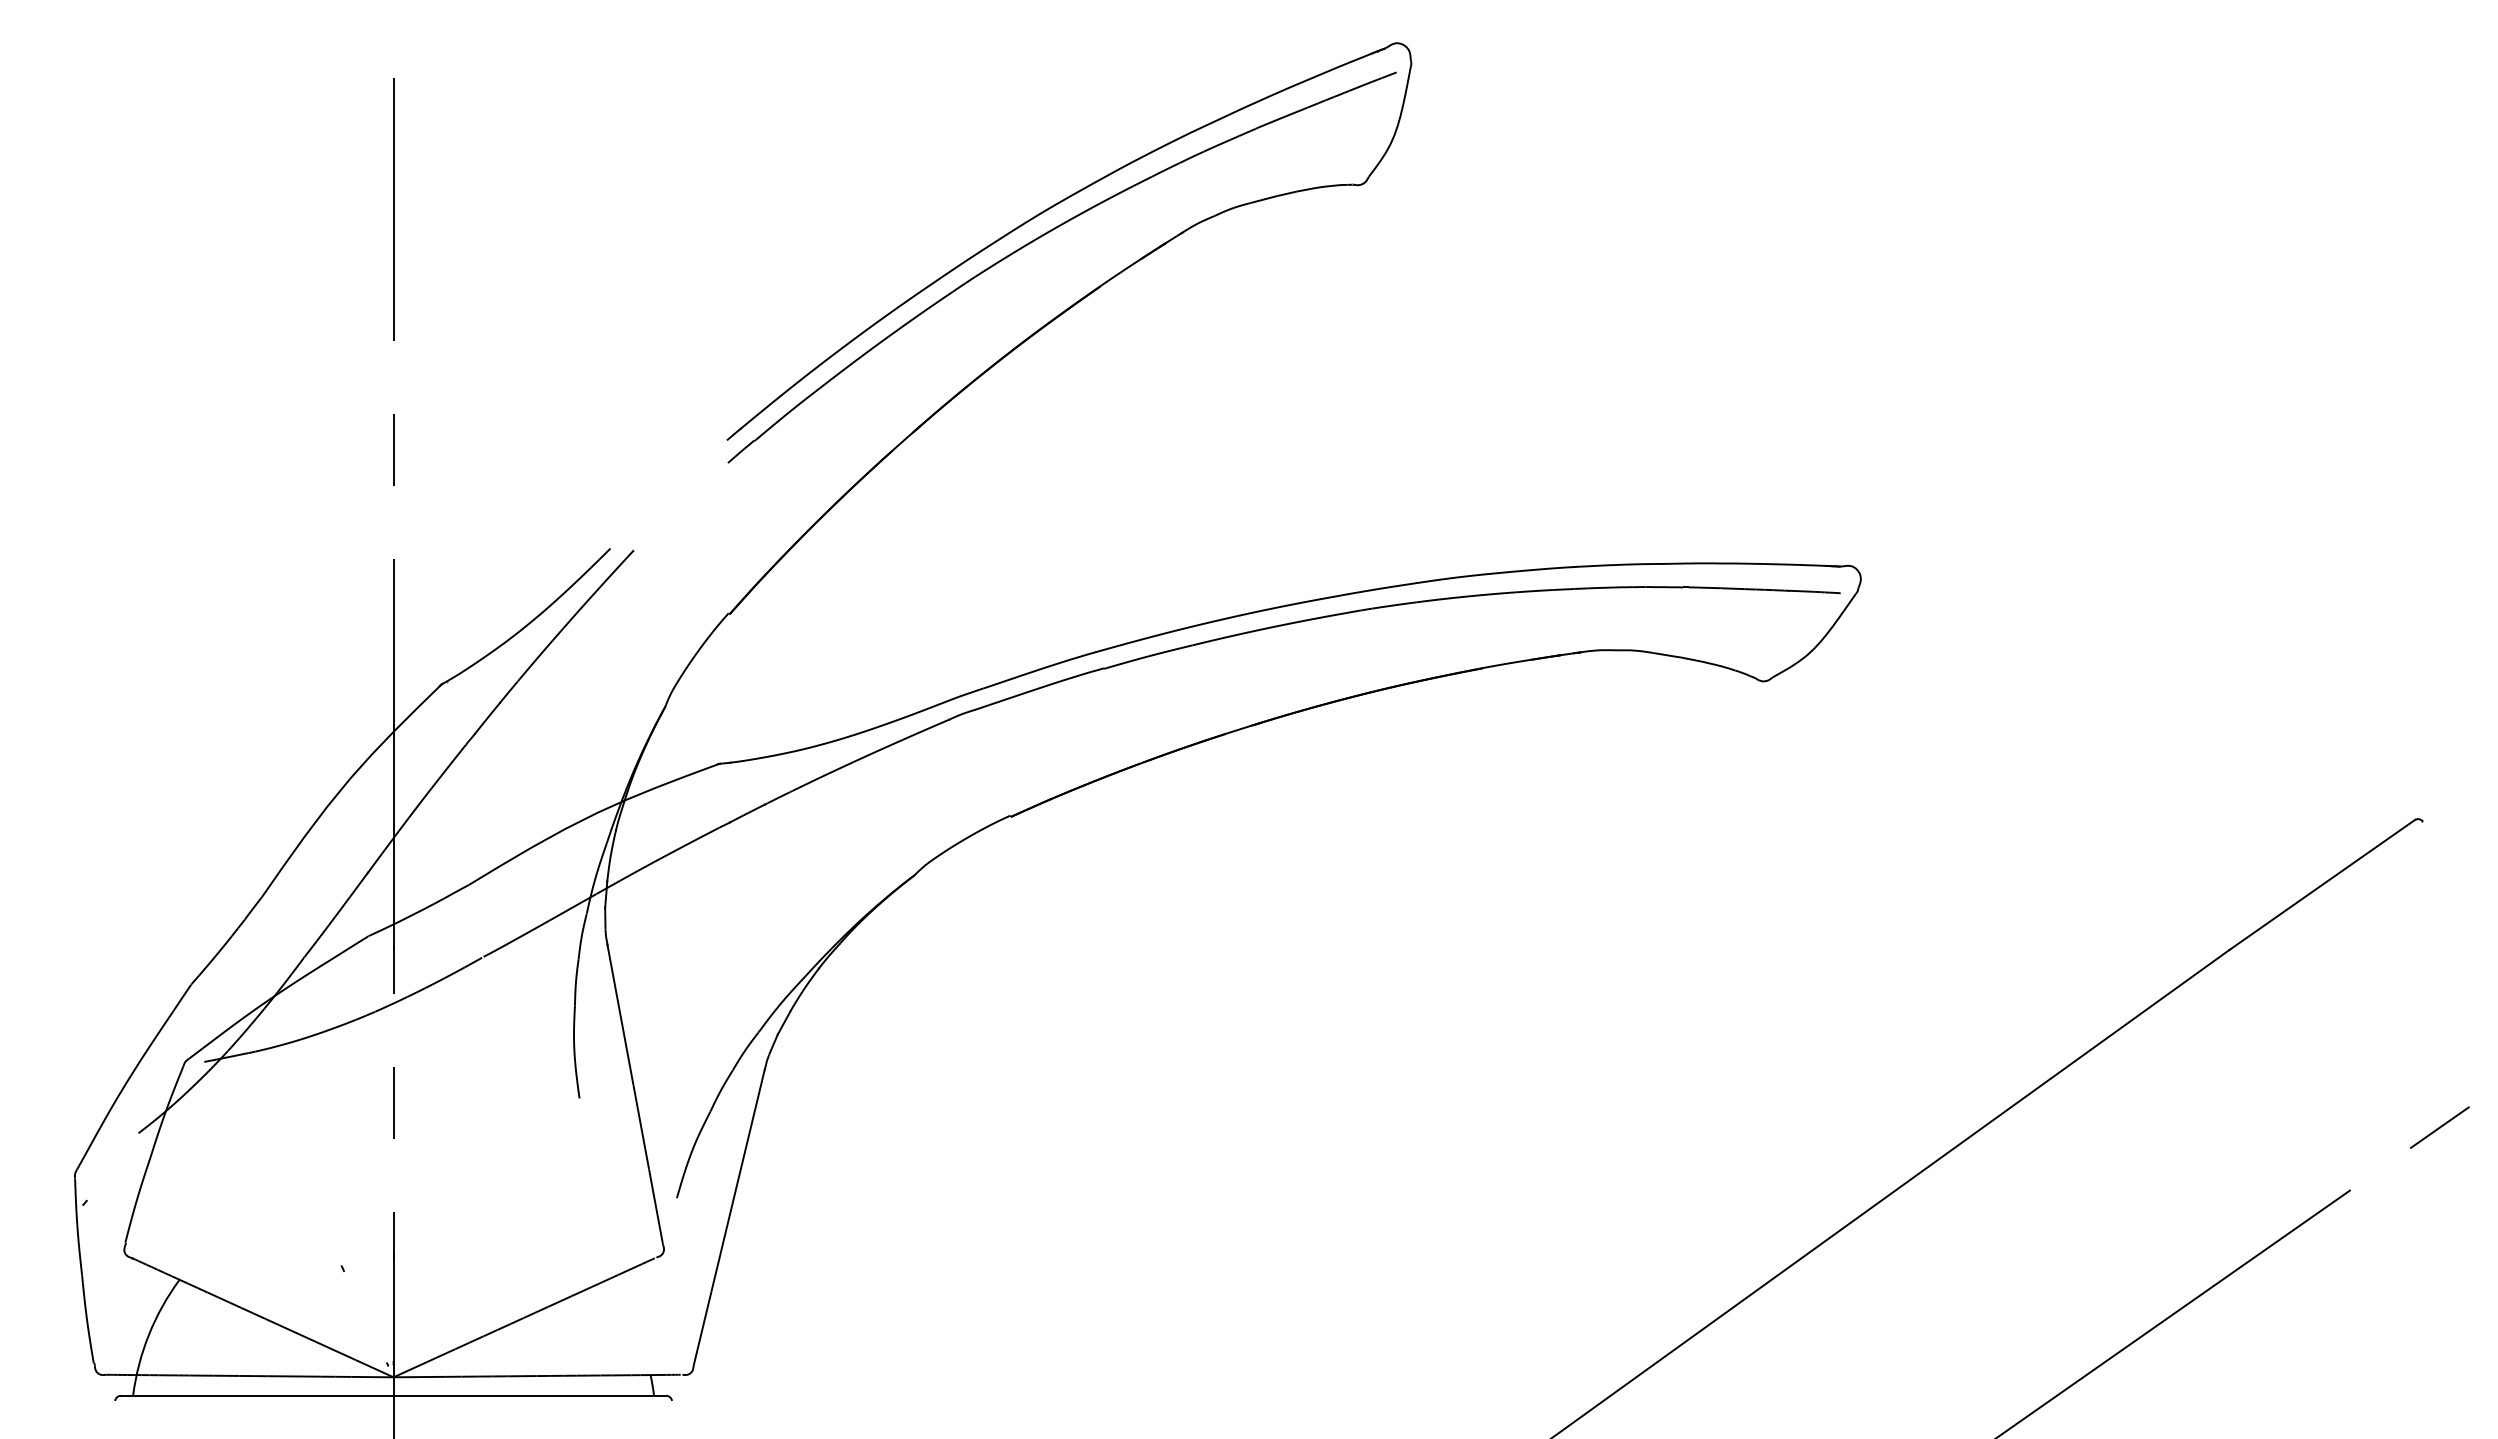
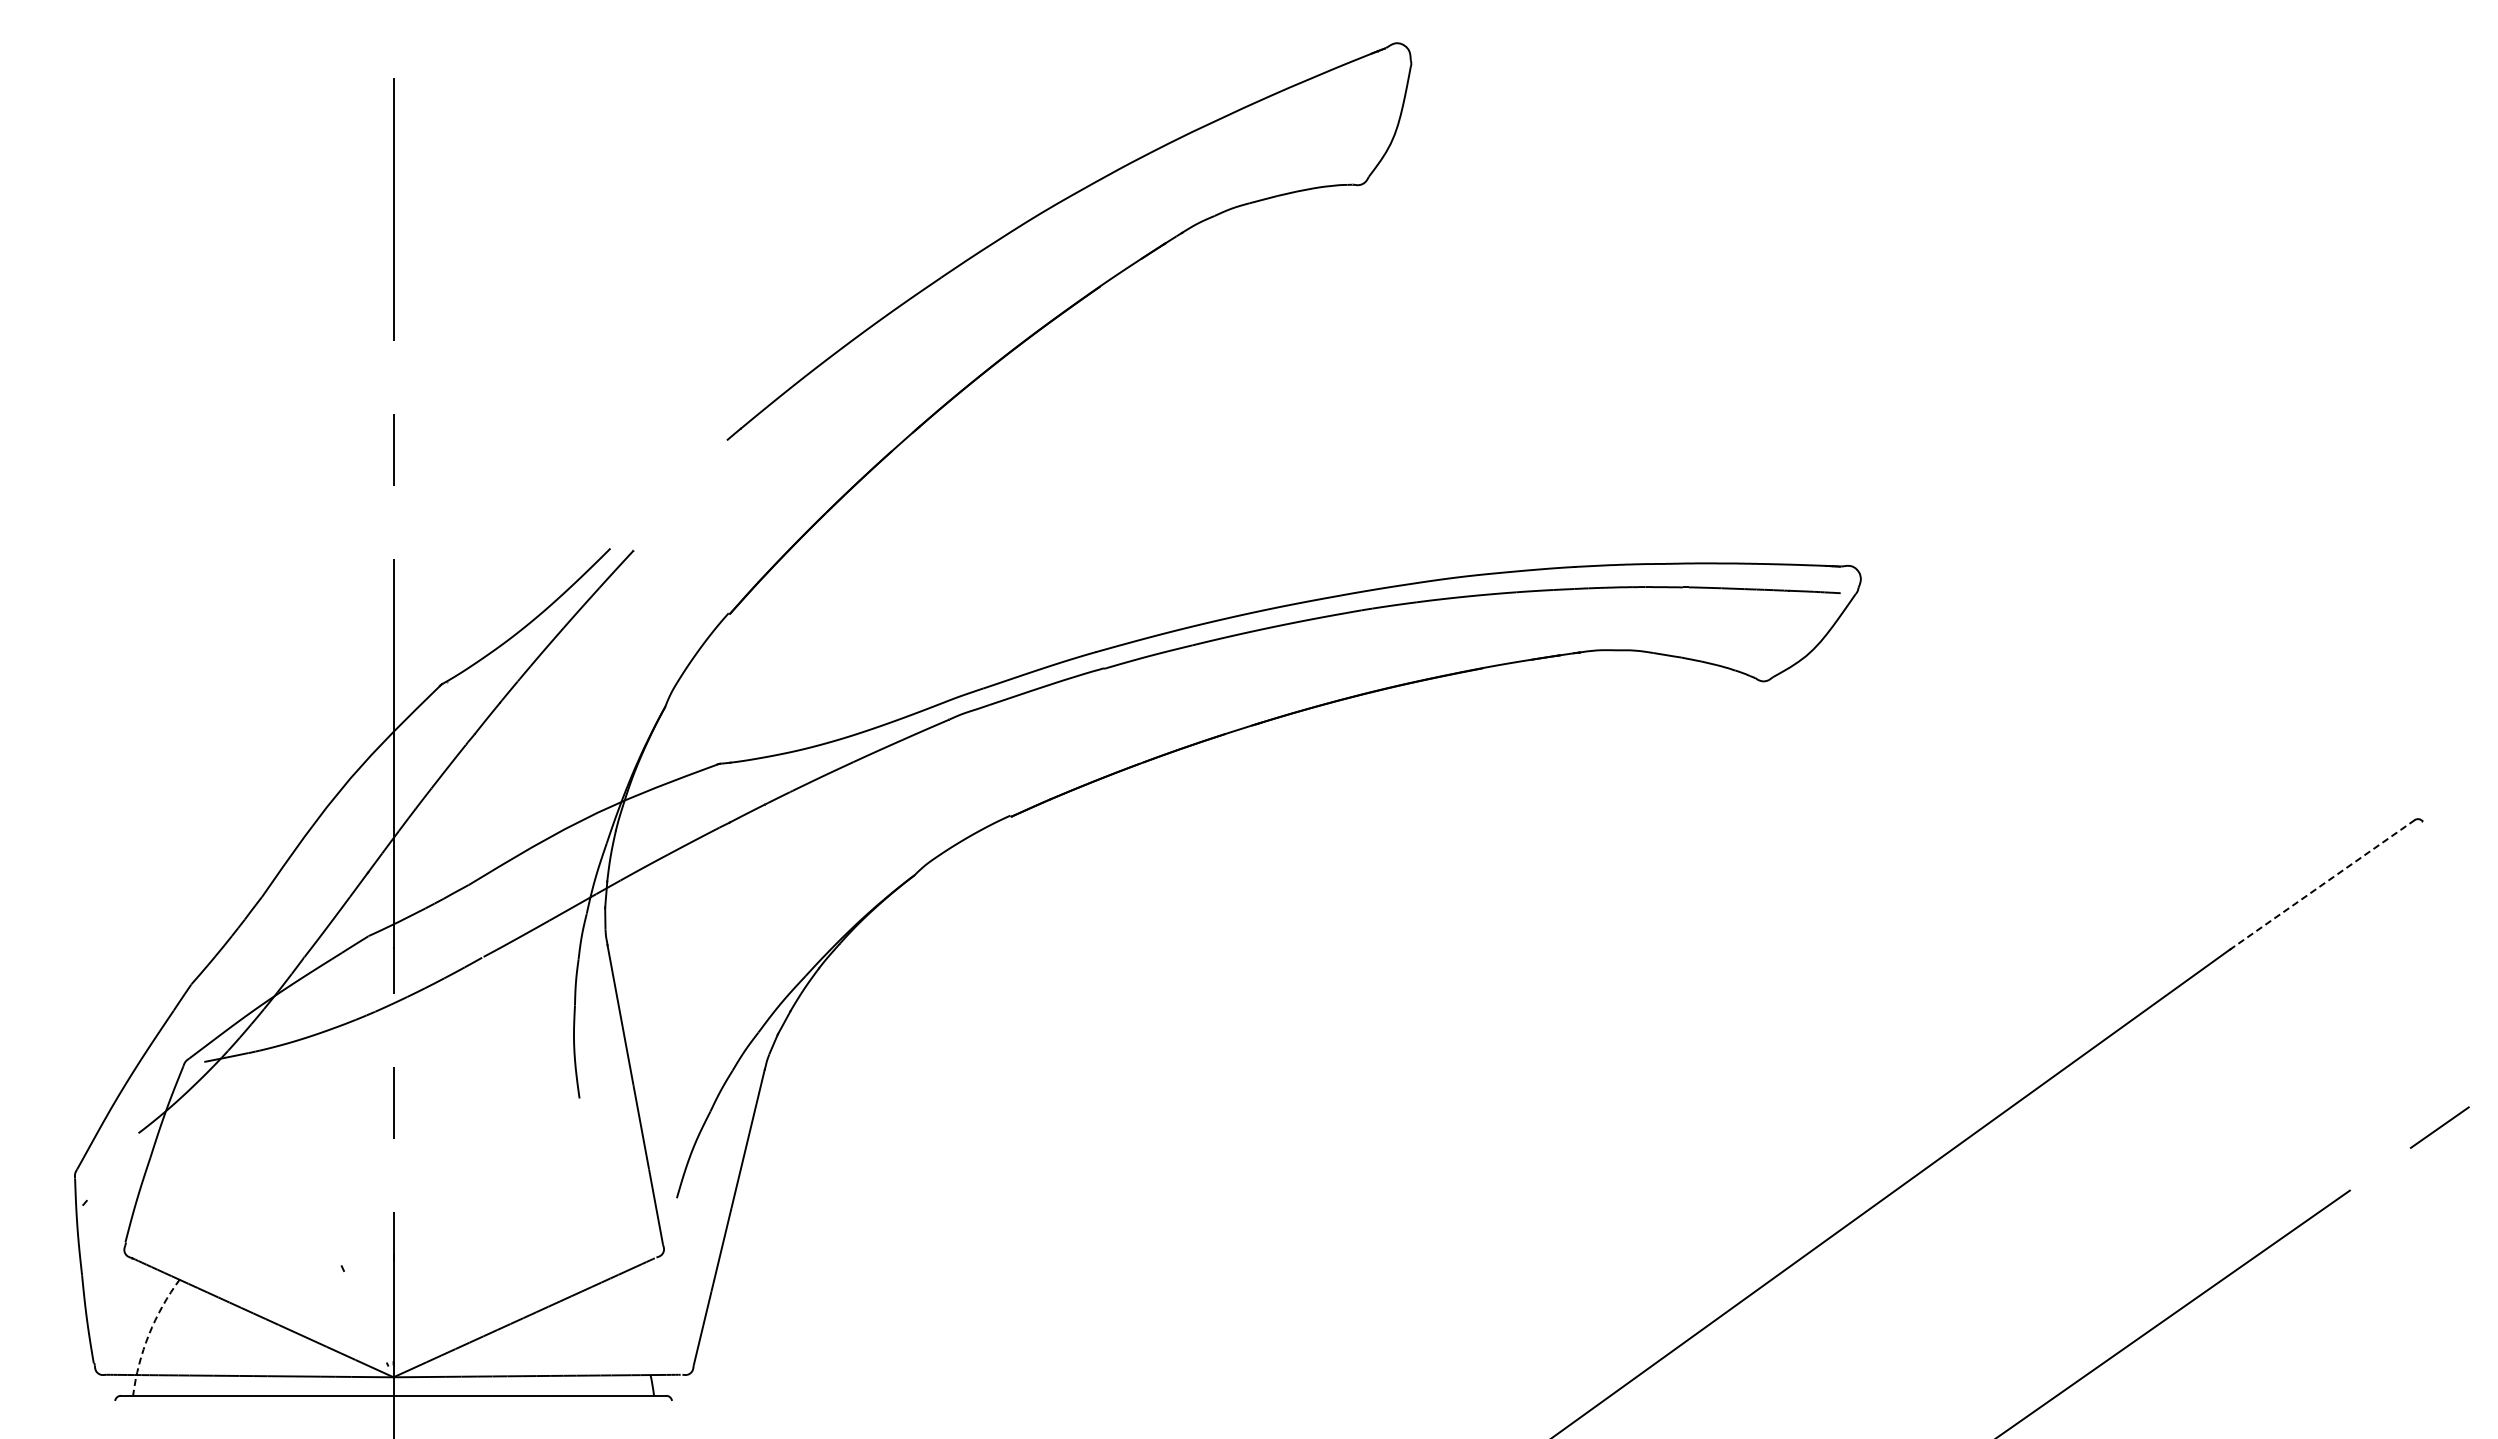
part: present -> none (1043, 236)
line: solid -> dashed (2321, 885)
arc: solid -> dashed (149, 1334)
